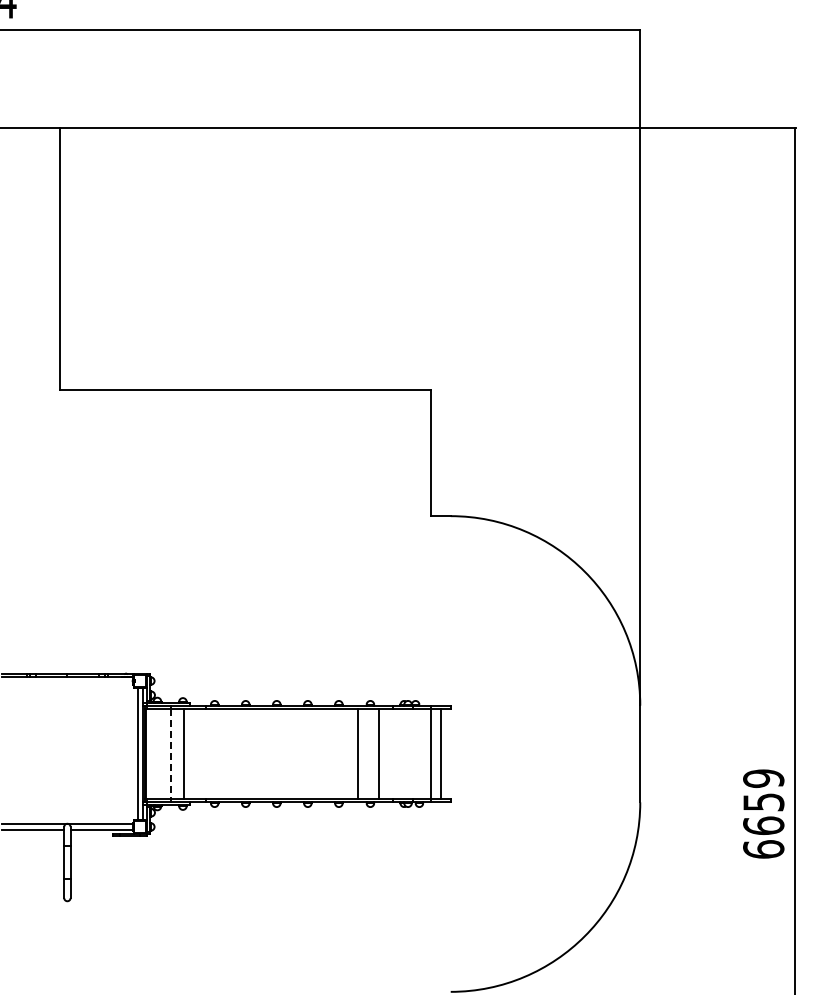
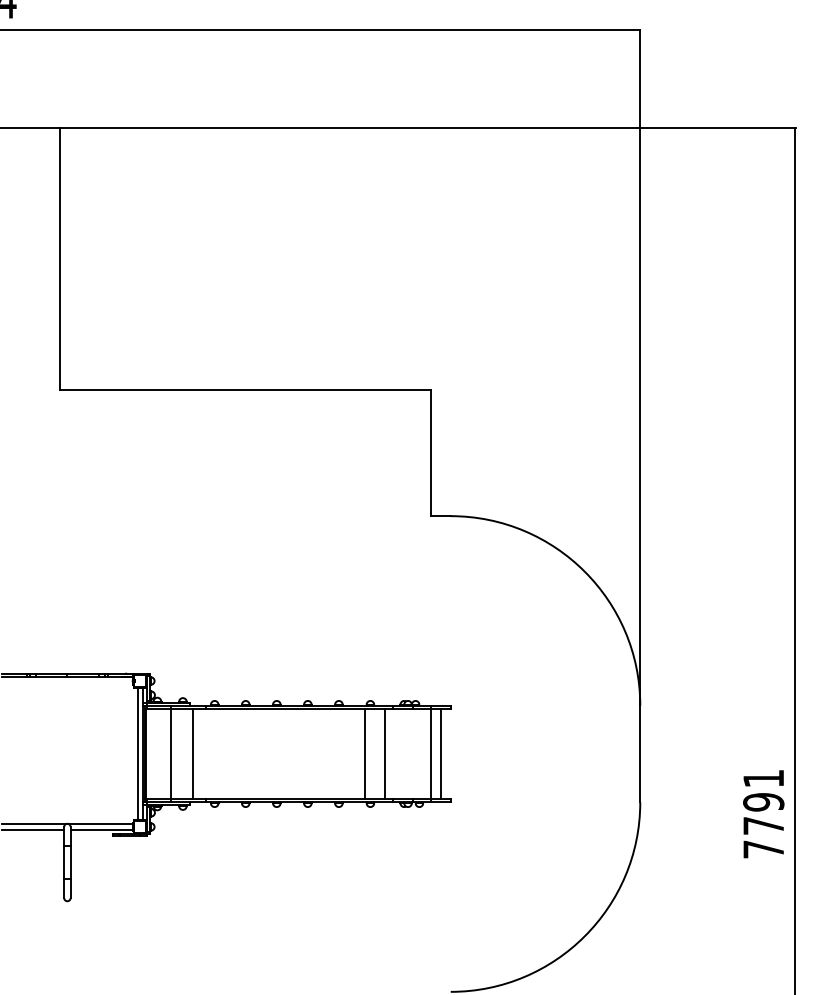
line position: (183, 753) -> (192, 753) (192, 753)
line position: (357, 753) -> (364, 753) (364, 753)
line position: (378, 753) -> (384, 753) (384, 753)
line: dashed -> solid (171, 754)
text: 6659 -> 7791 (763, 813)
